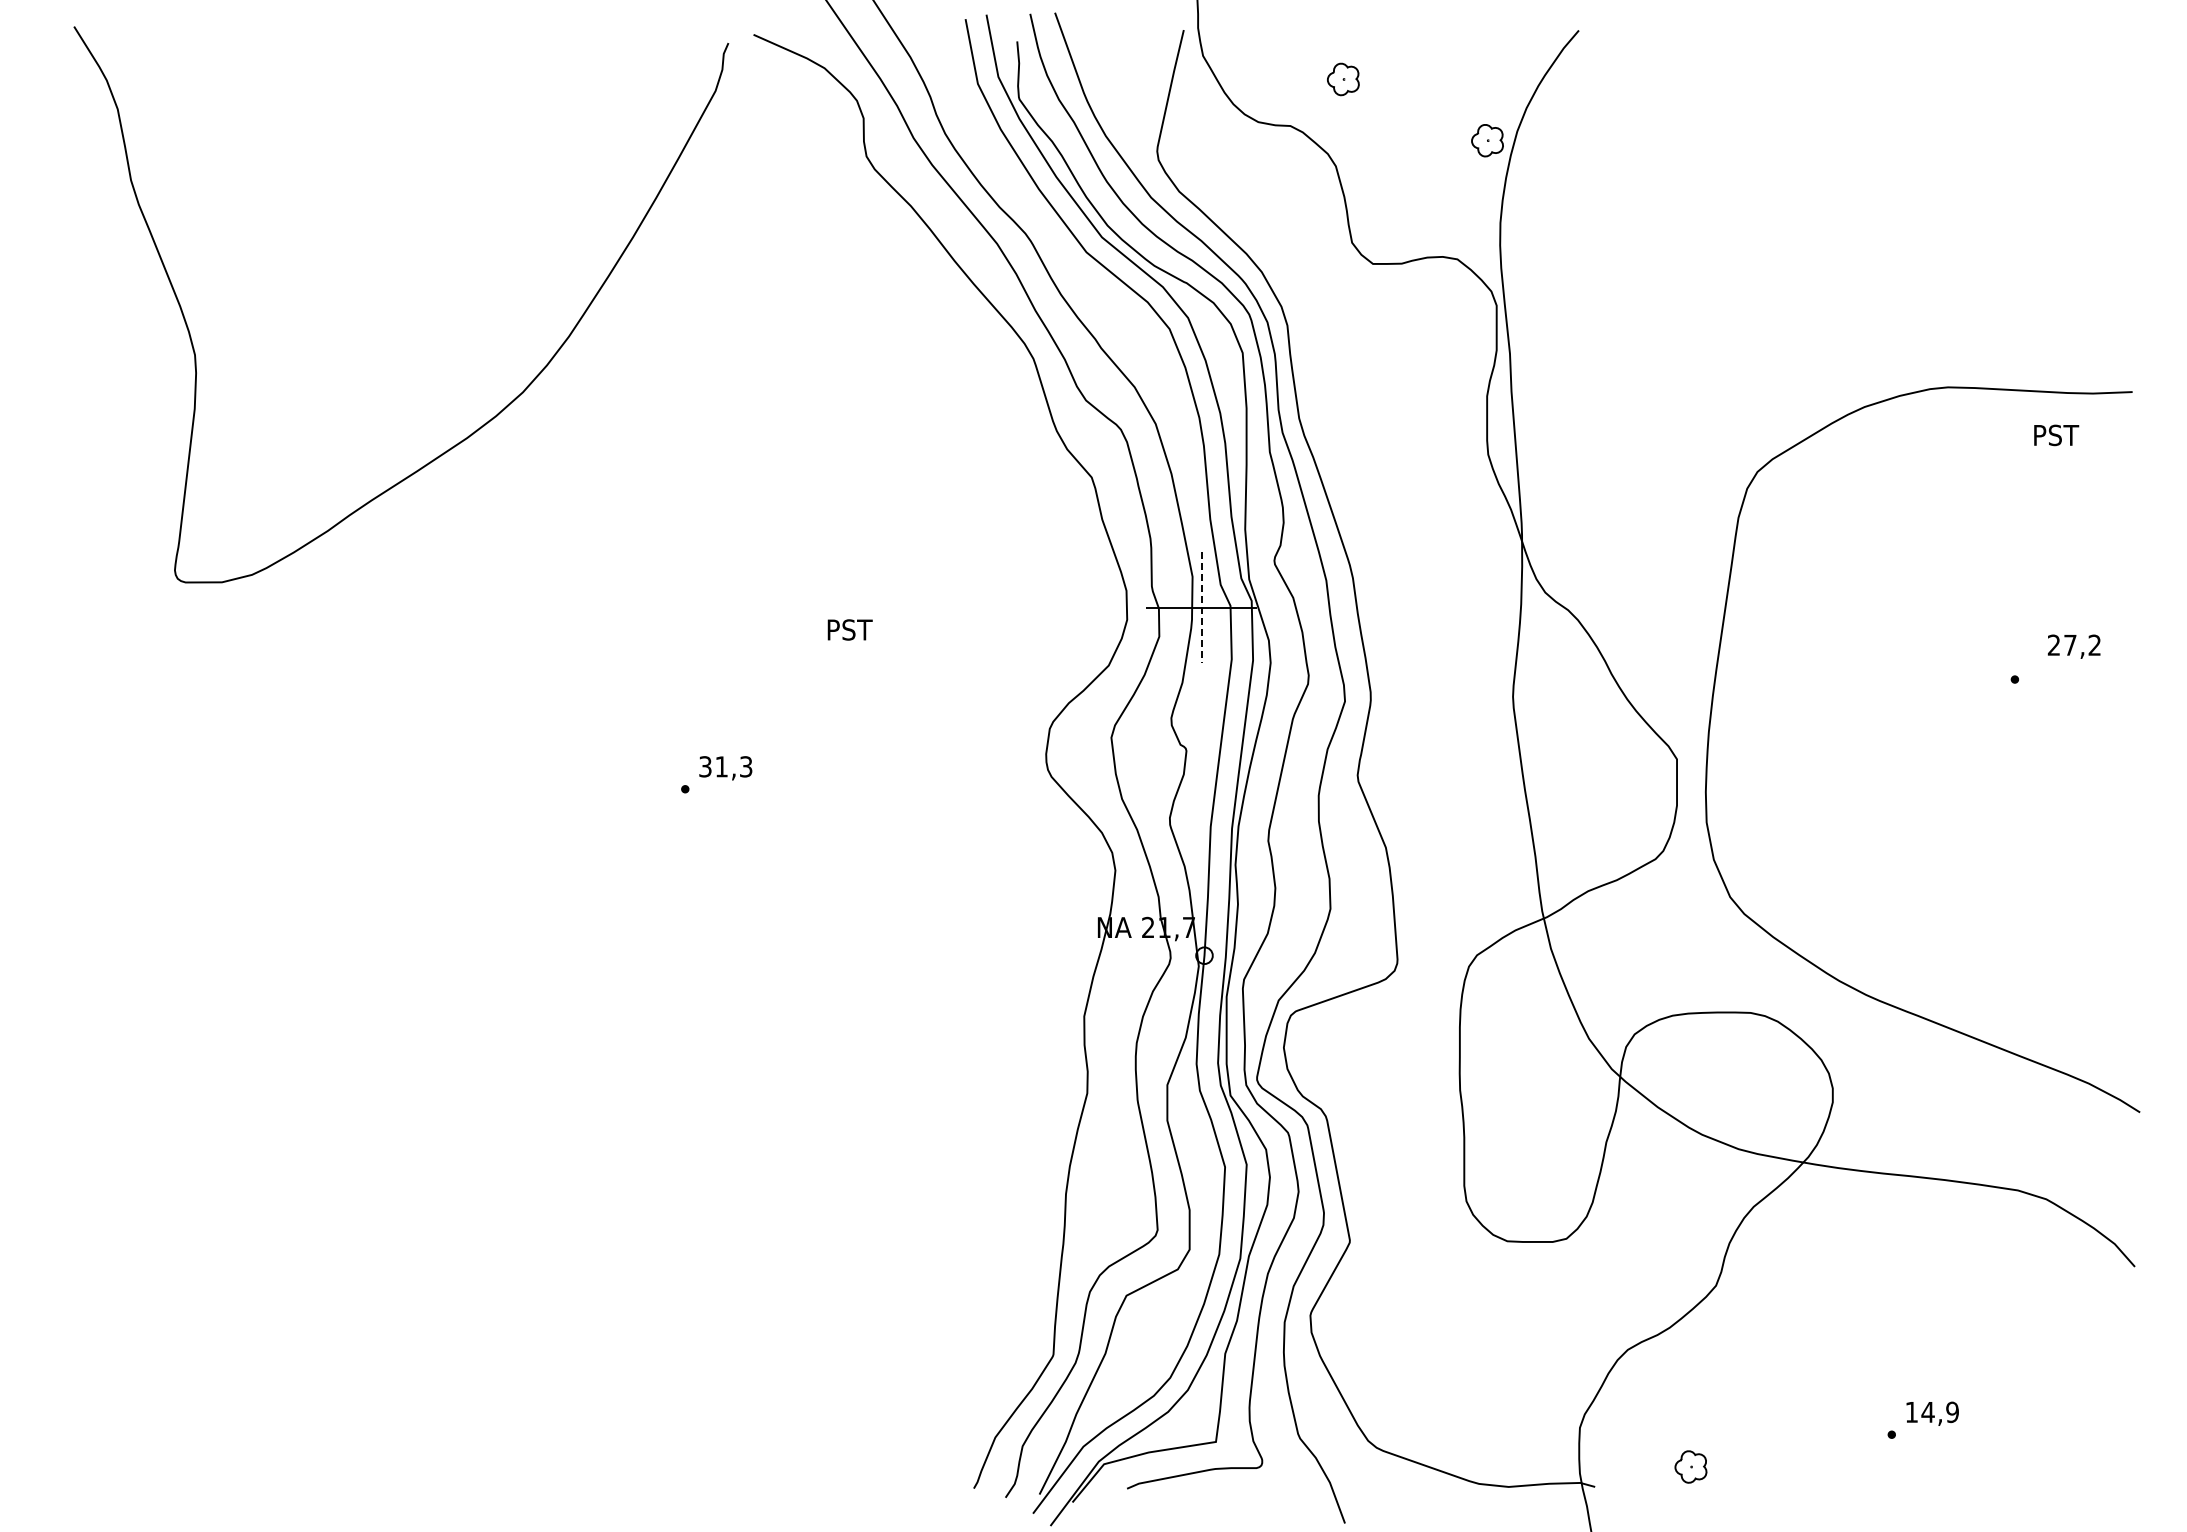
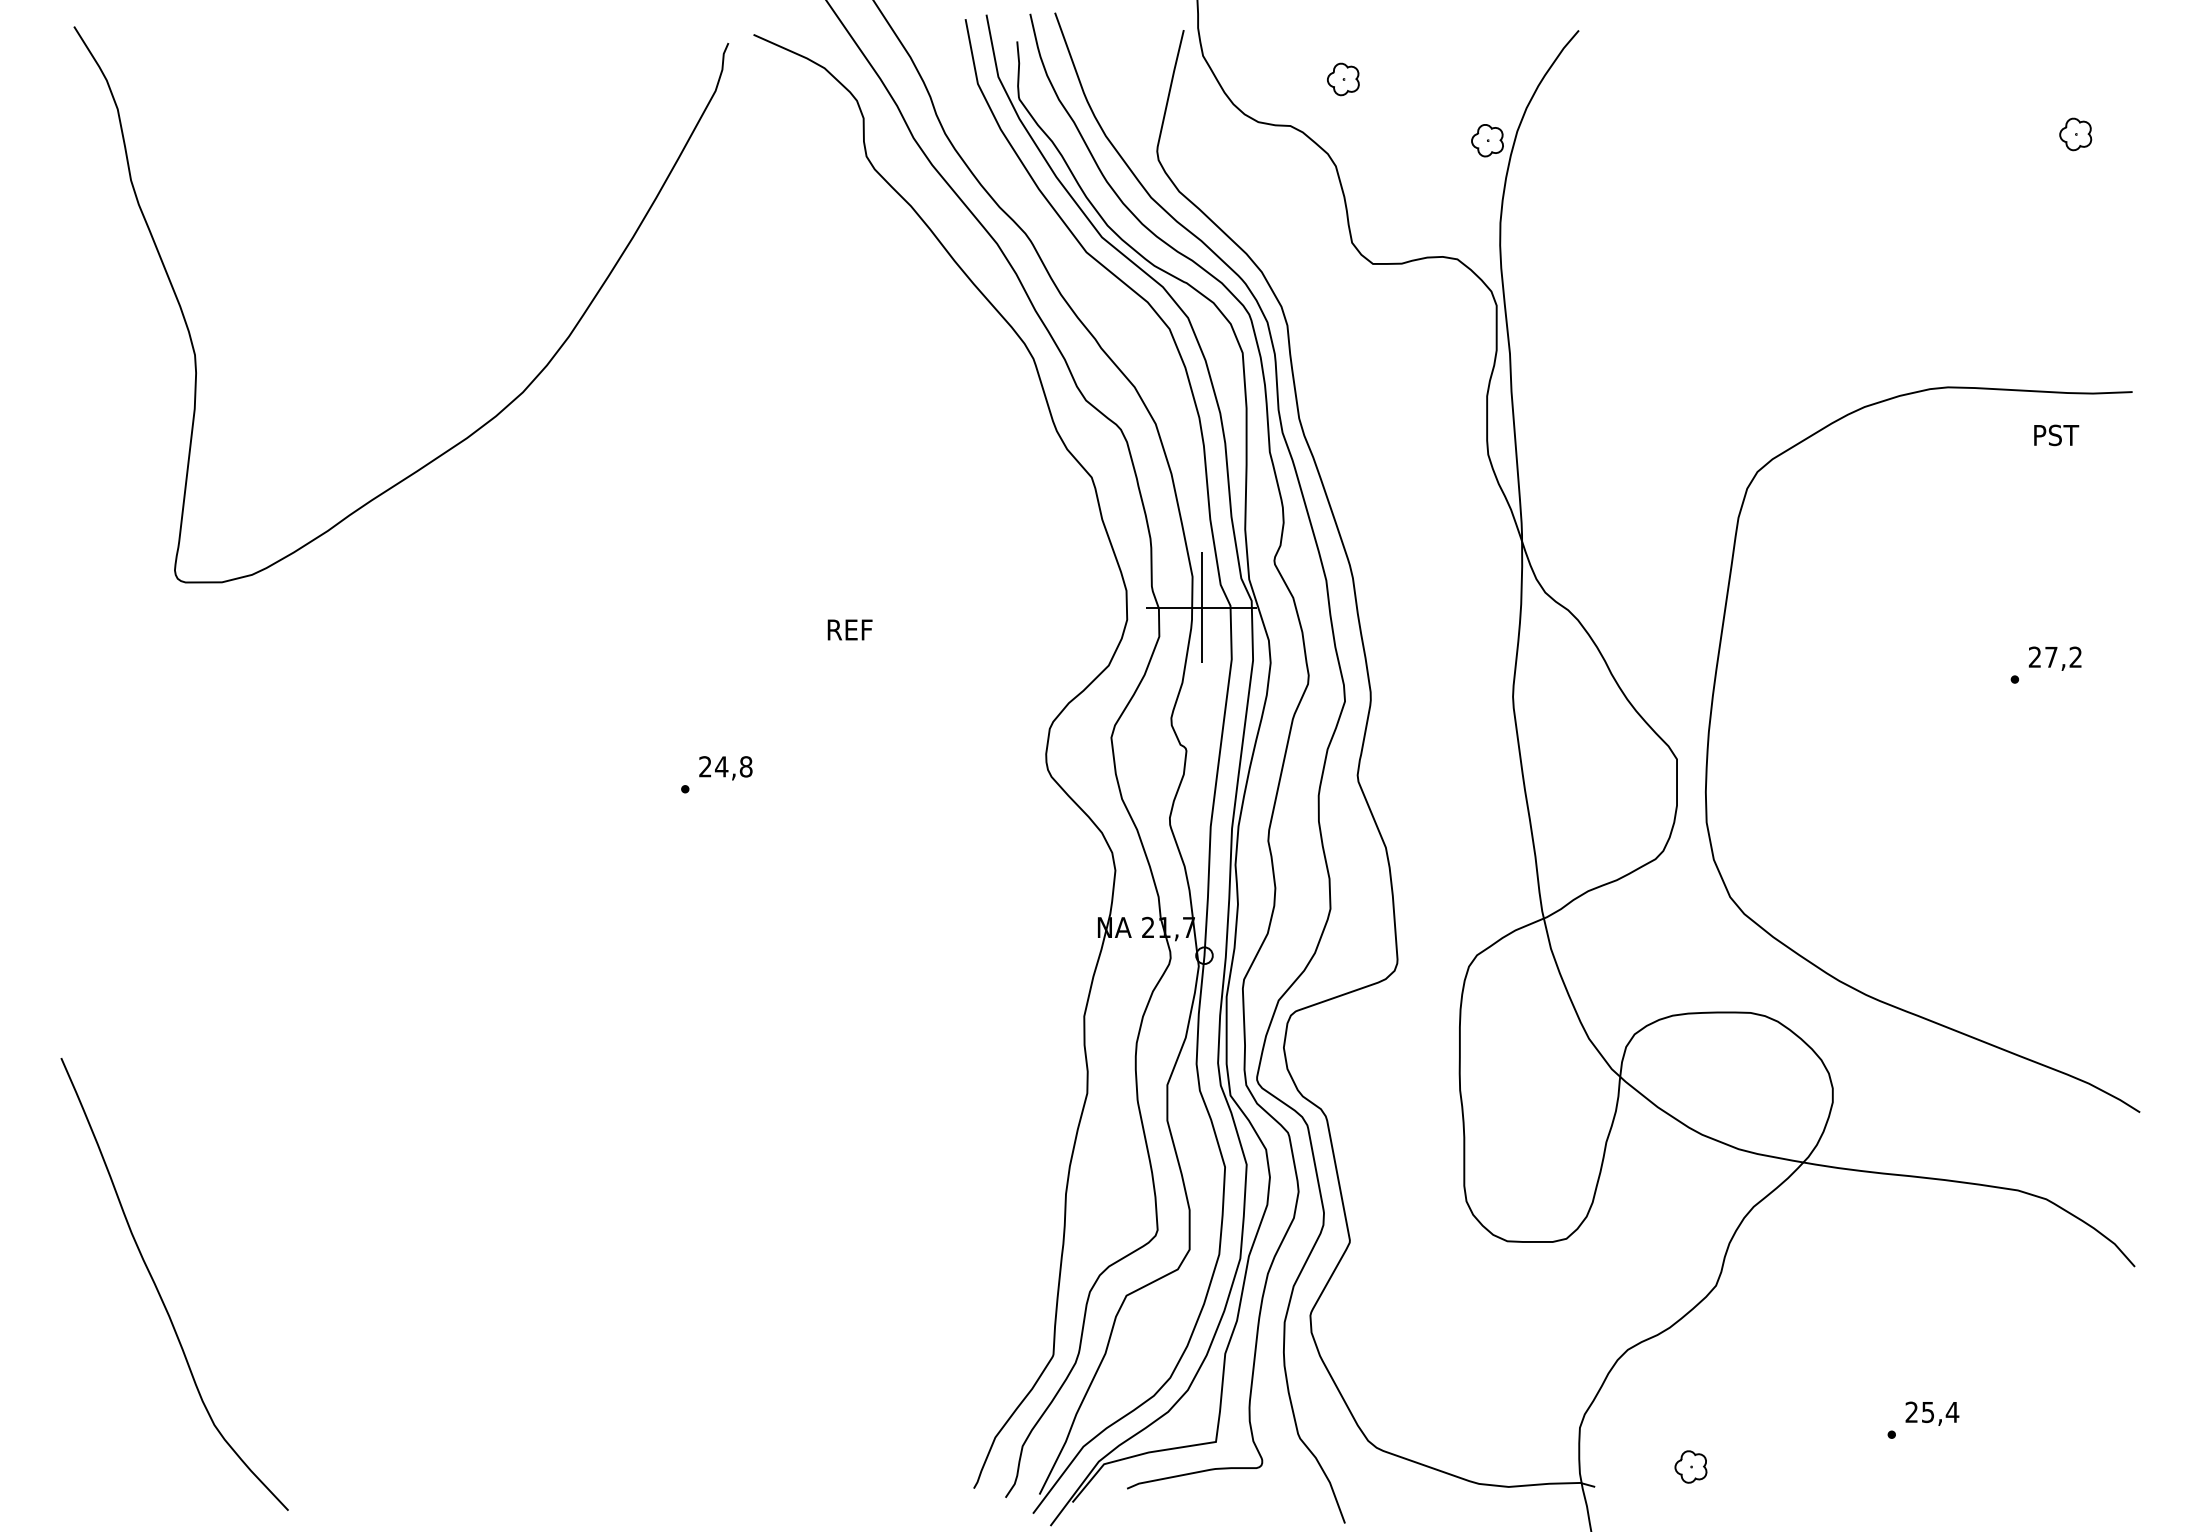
part: none -> present (2075, 134)
line: dashed -> solid (1201, 608)
text: PST -> REF (851, 629)
text position: (2073, 646) -> (2054, 658) (2054, 658)
text: 31,3 -> 24,8 (725, 766)
curve: none -> present (159, 1291)
text: 14,9 -> 25,4 (1932, 1412)
